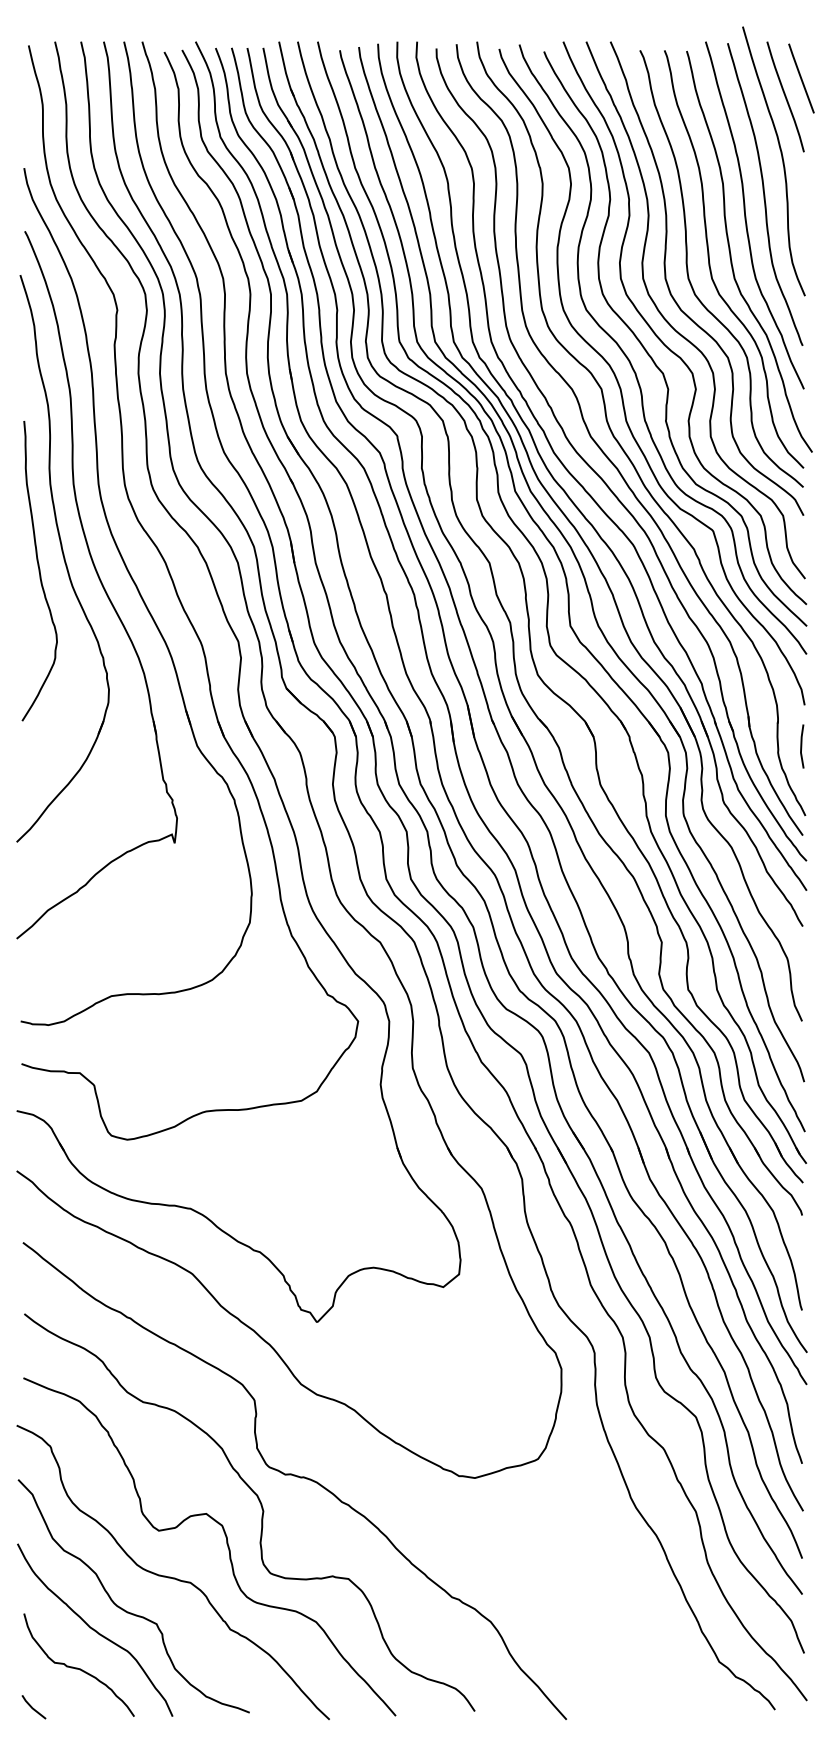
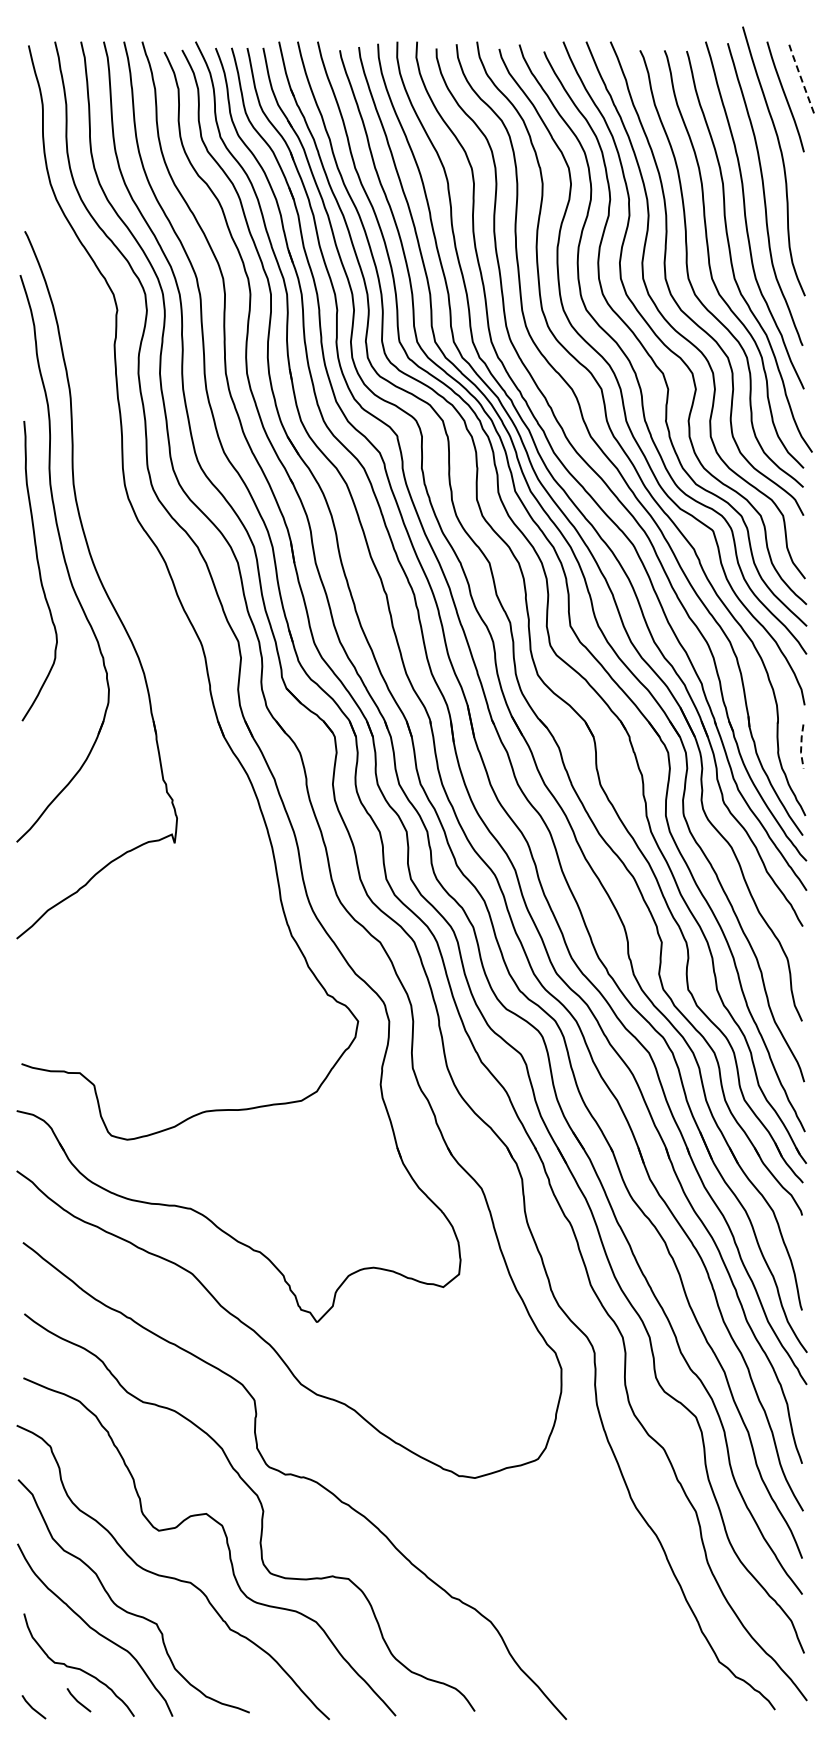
line: solid -> dashed (800, 77)
part: present -> none (136, 596)
line: solid -> dashed (801, 746)
line: none -> present (78, 1700)
